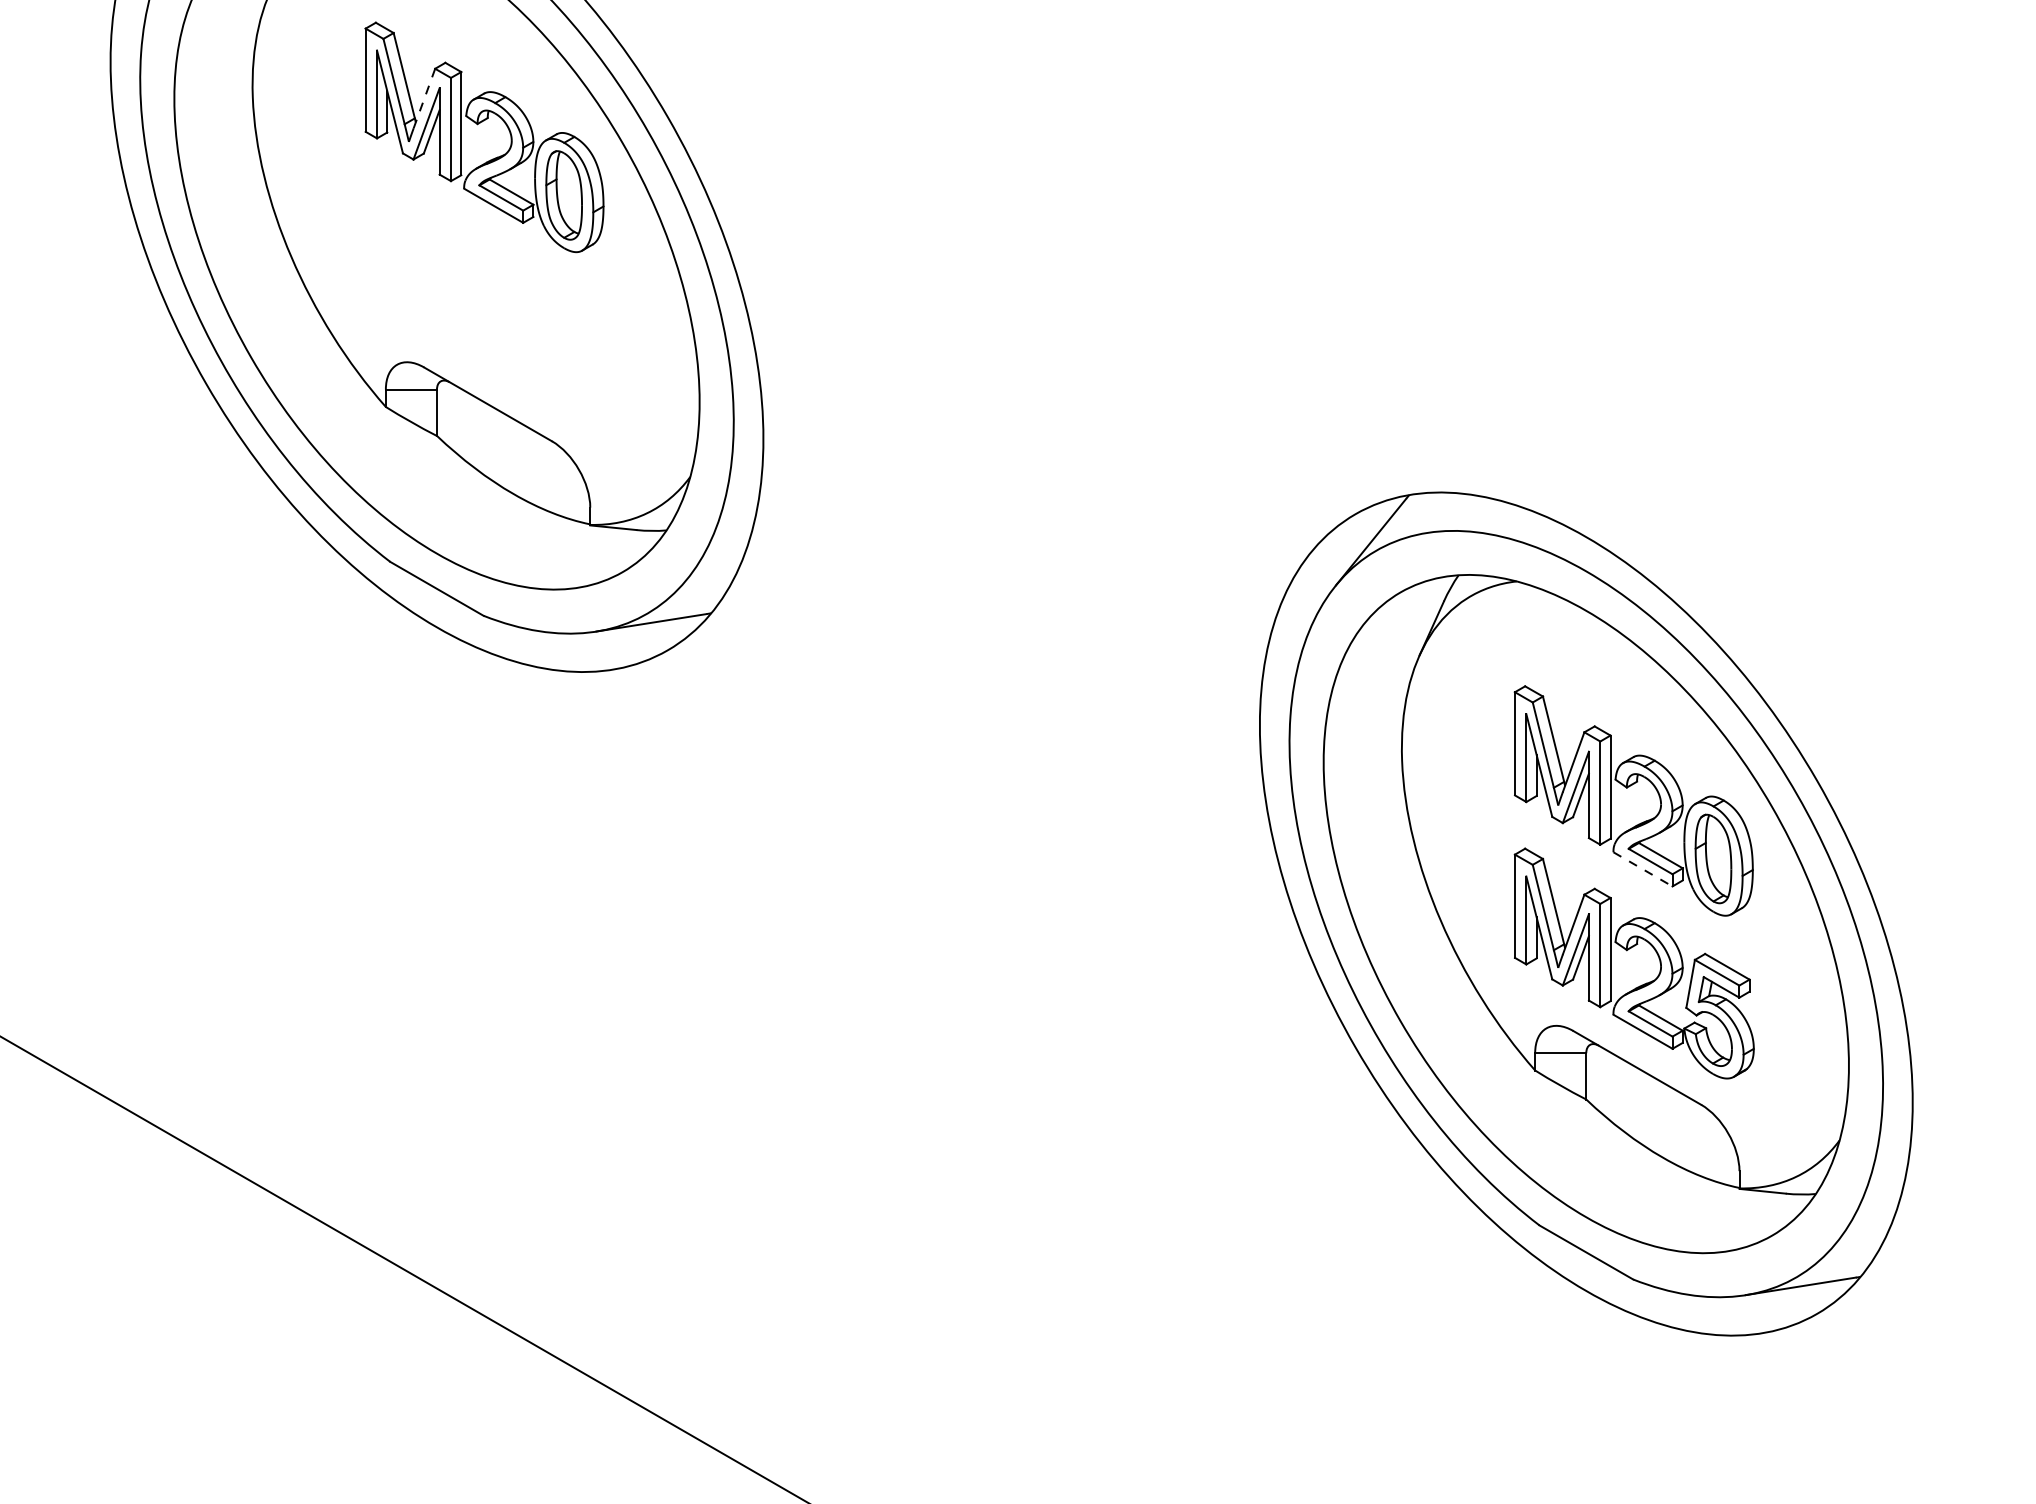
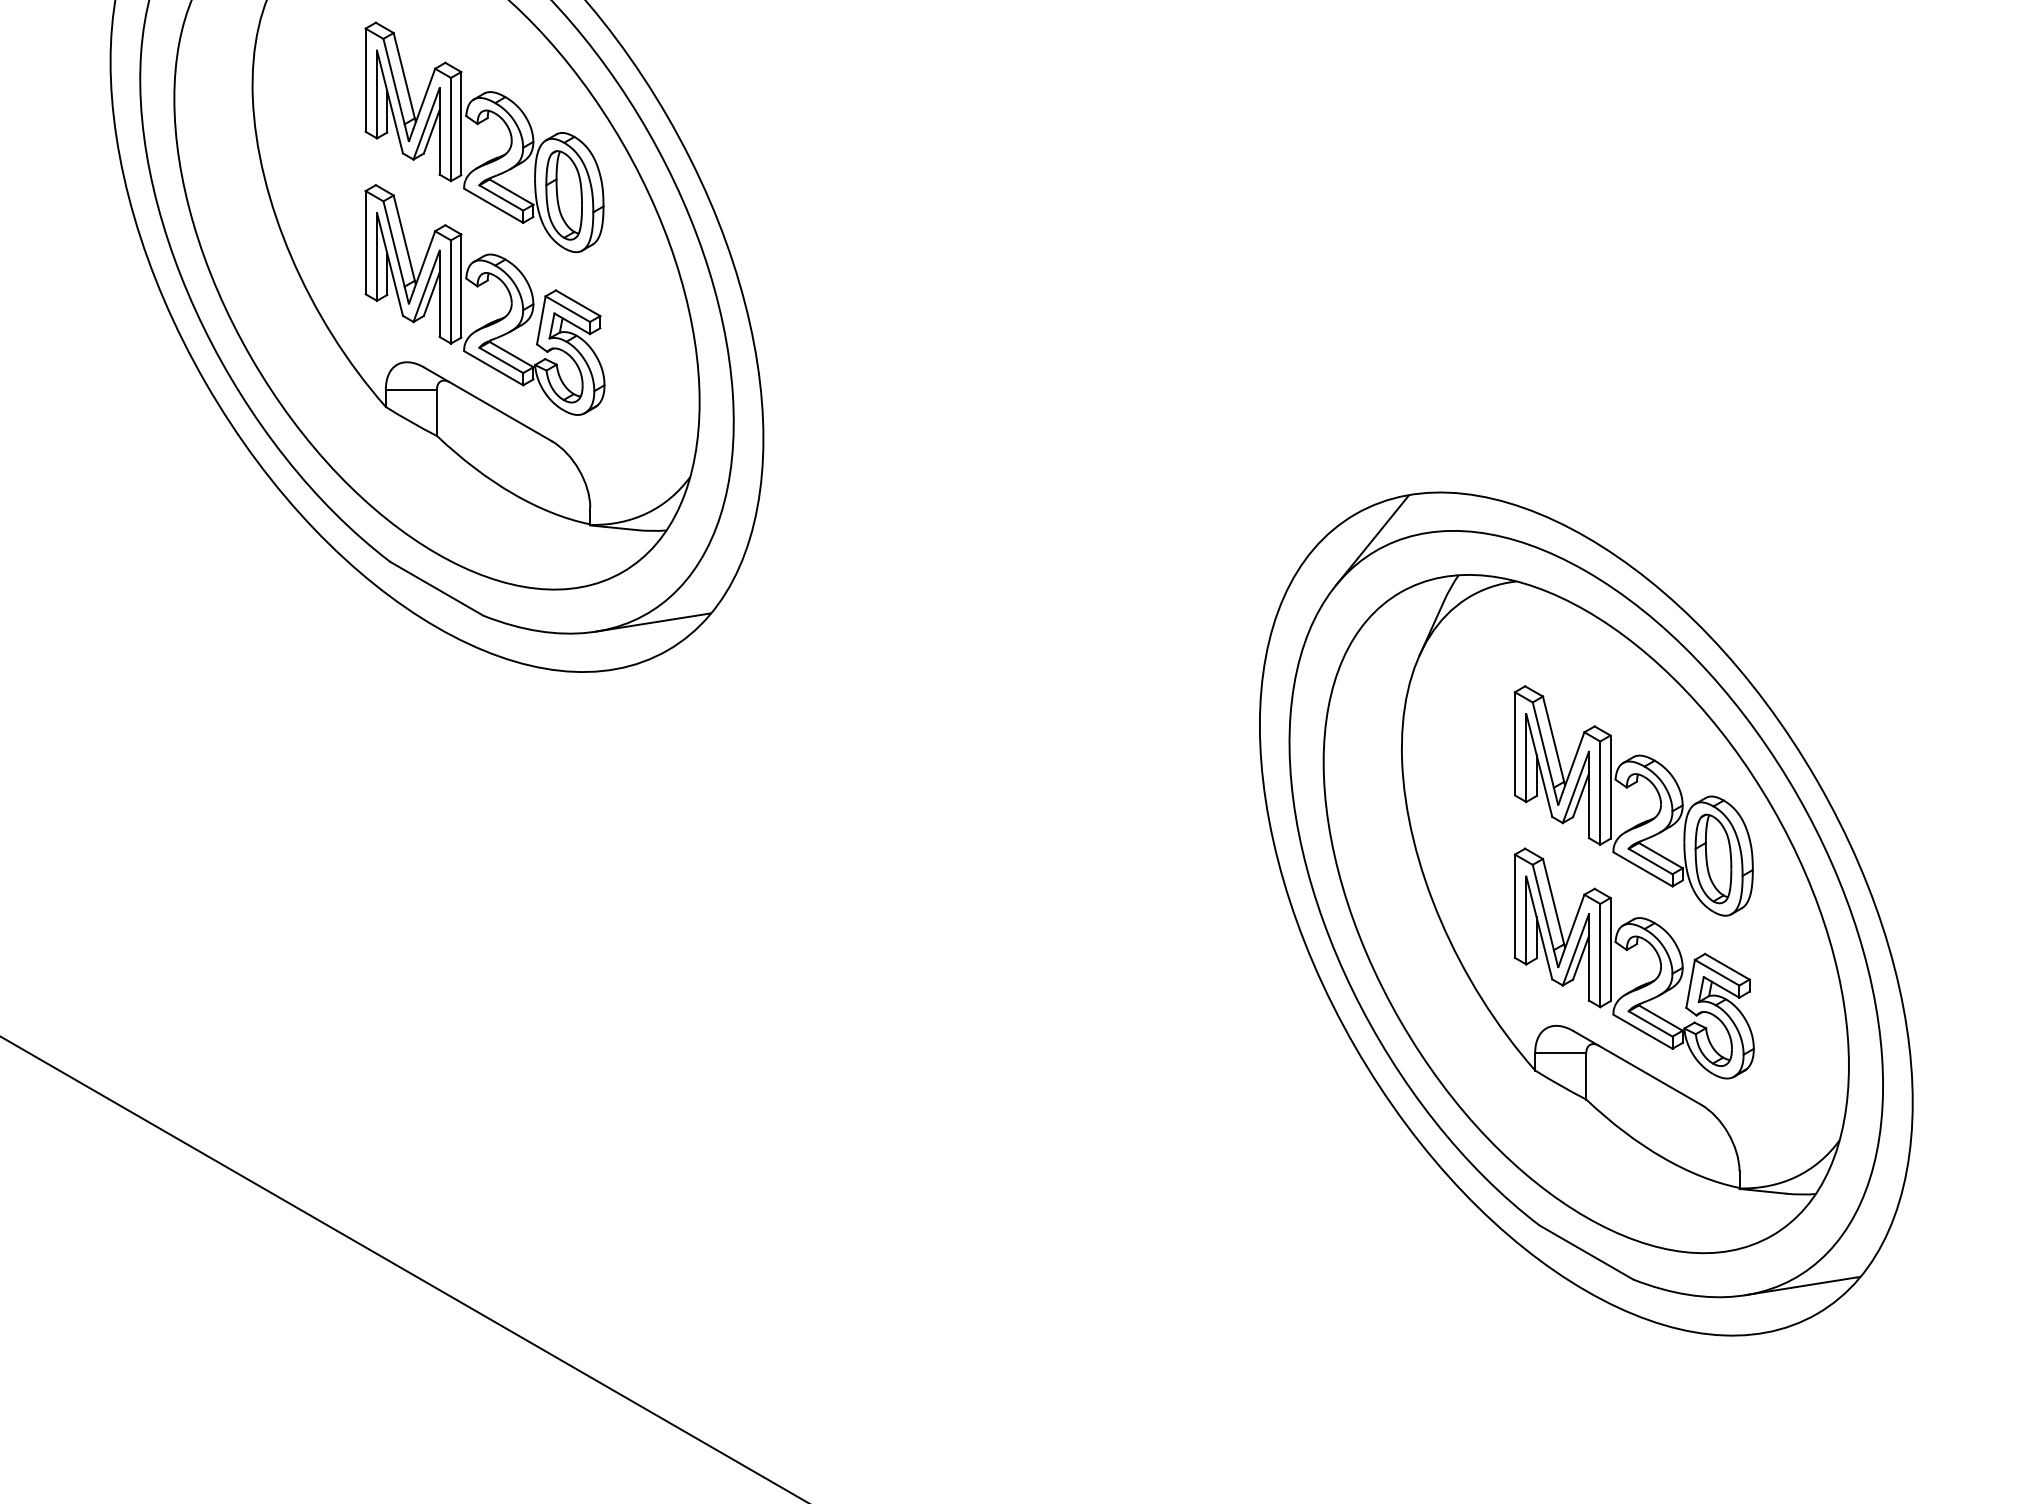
line: dashed -> solid (424, 98)
part: none -> present (478, 287)
line: dashed -> solid (1643, 869)
